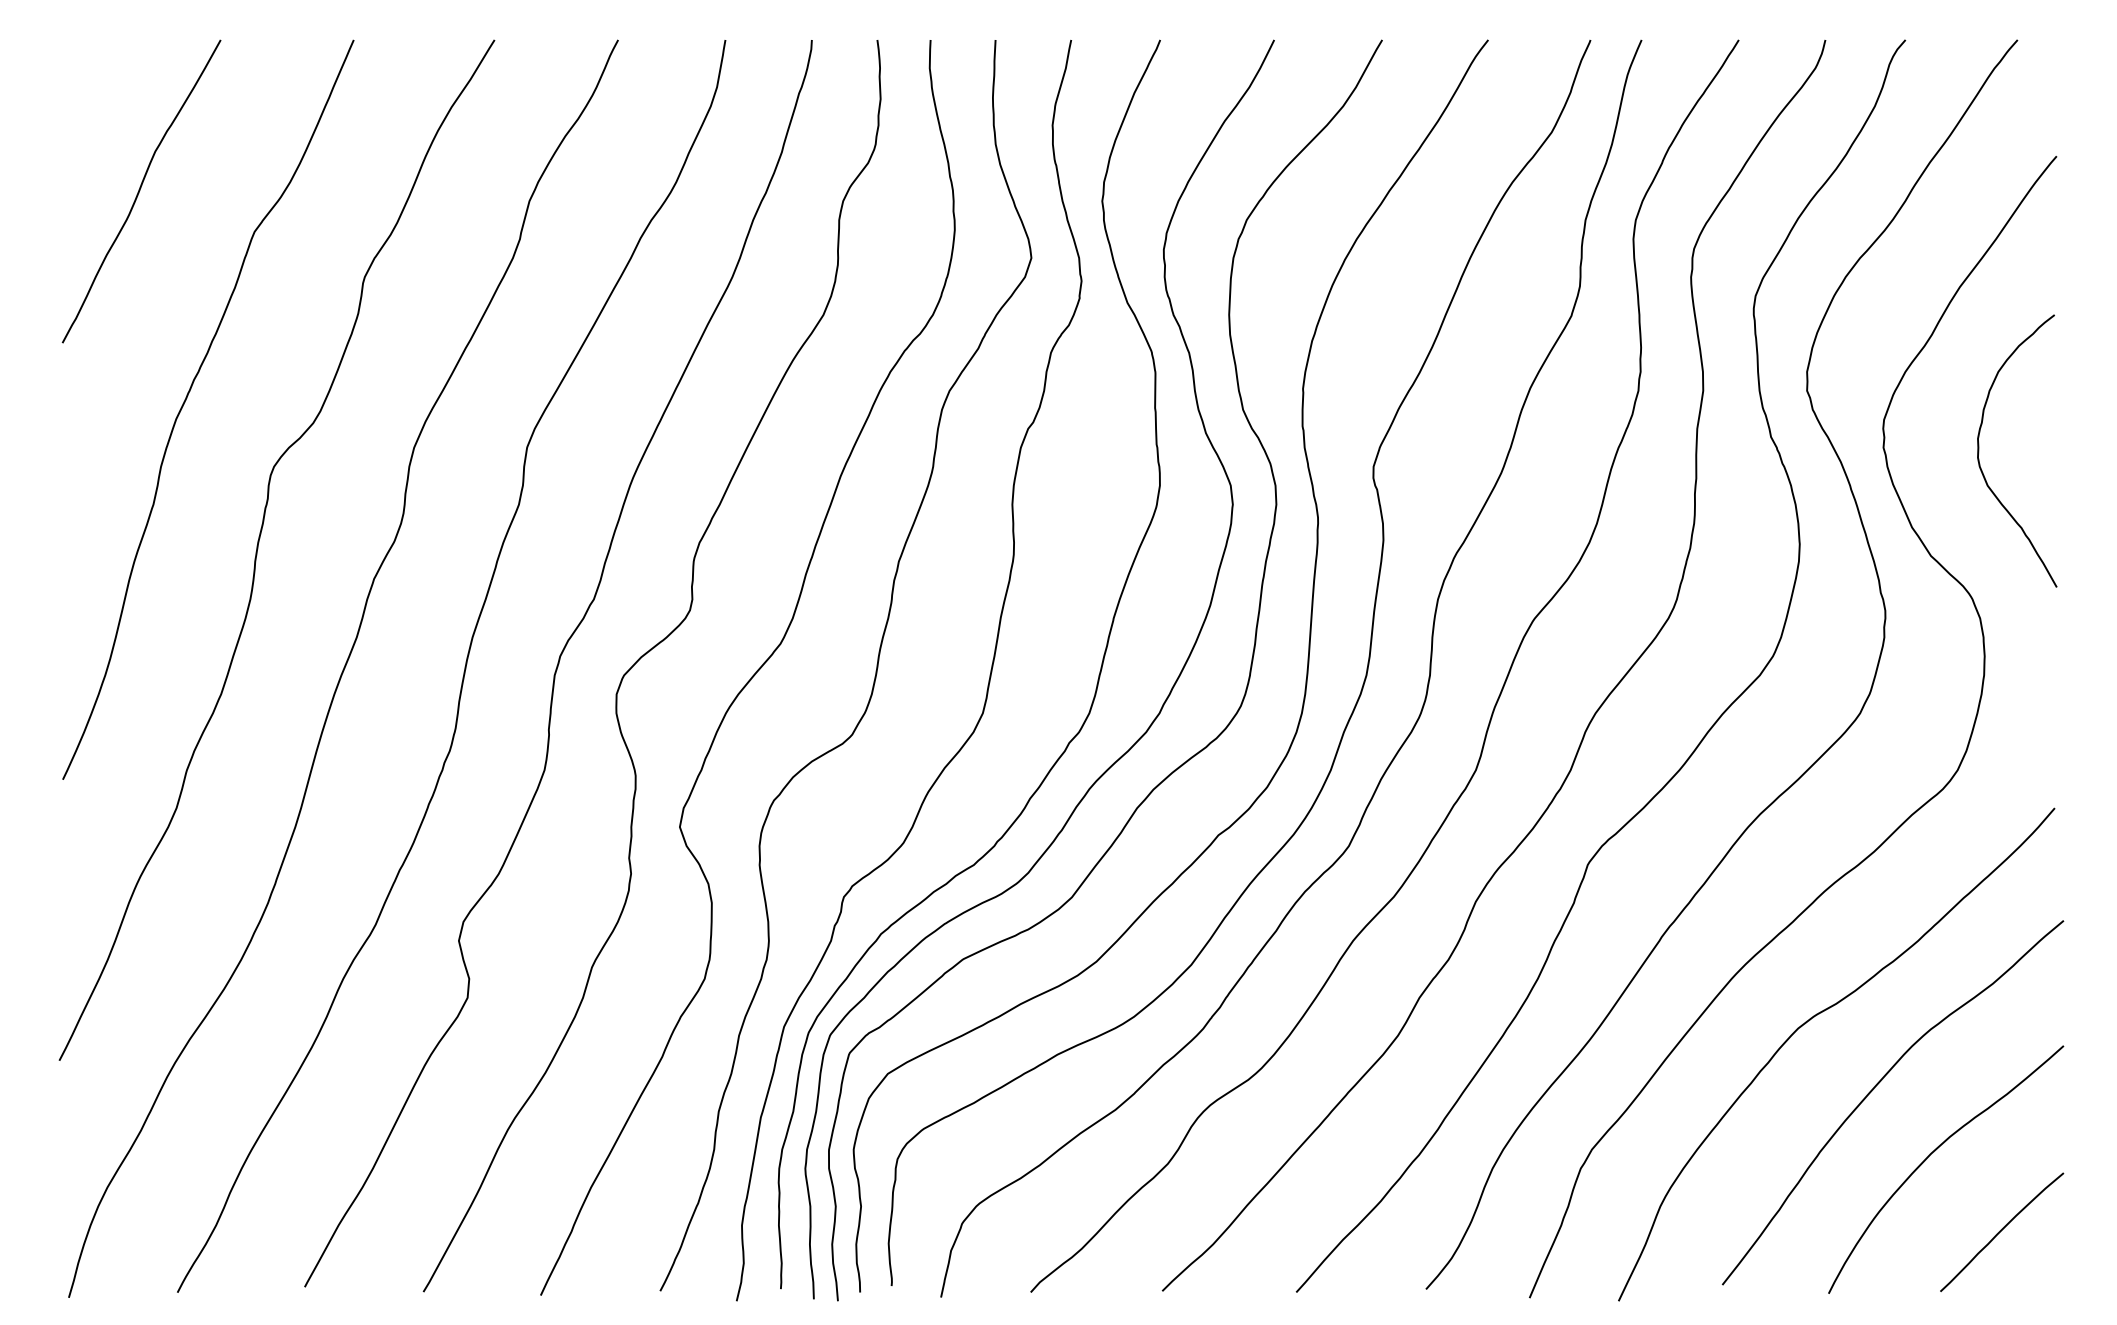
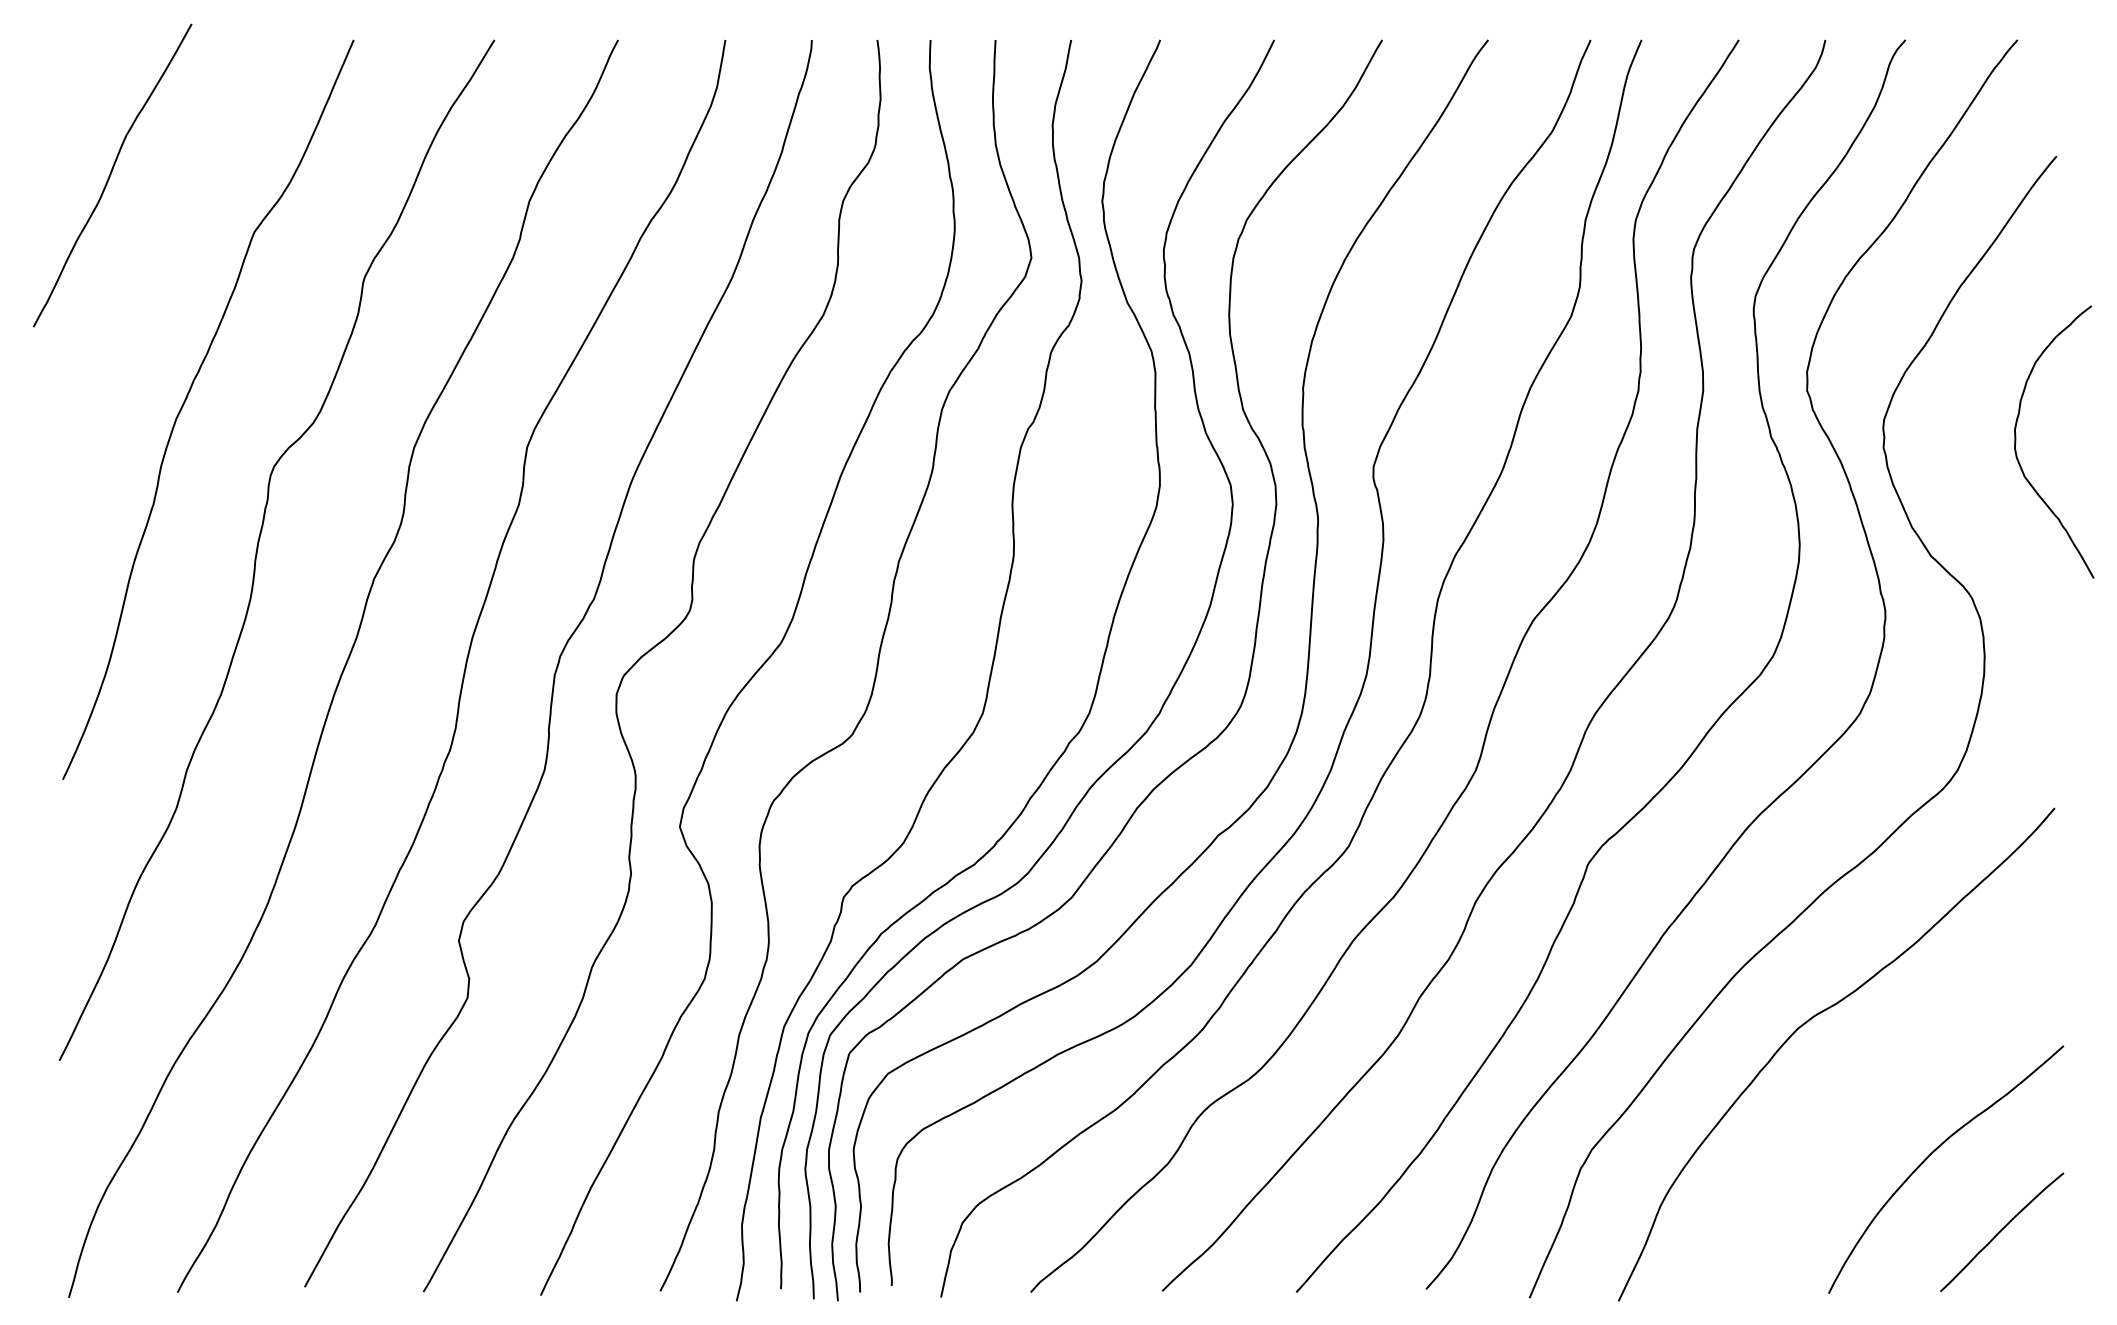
curve position: (140, 190) -> (111, 174) (111, 174)
curve position: (1979, 450) -> (2016, 441) (2016, 441)
curve: present -> none (1873, 1090)
